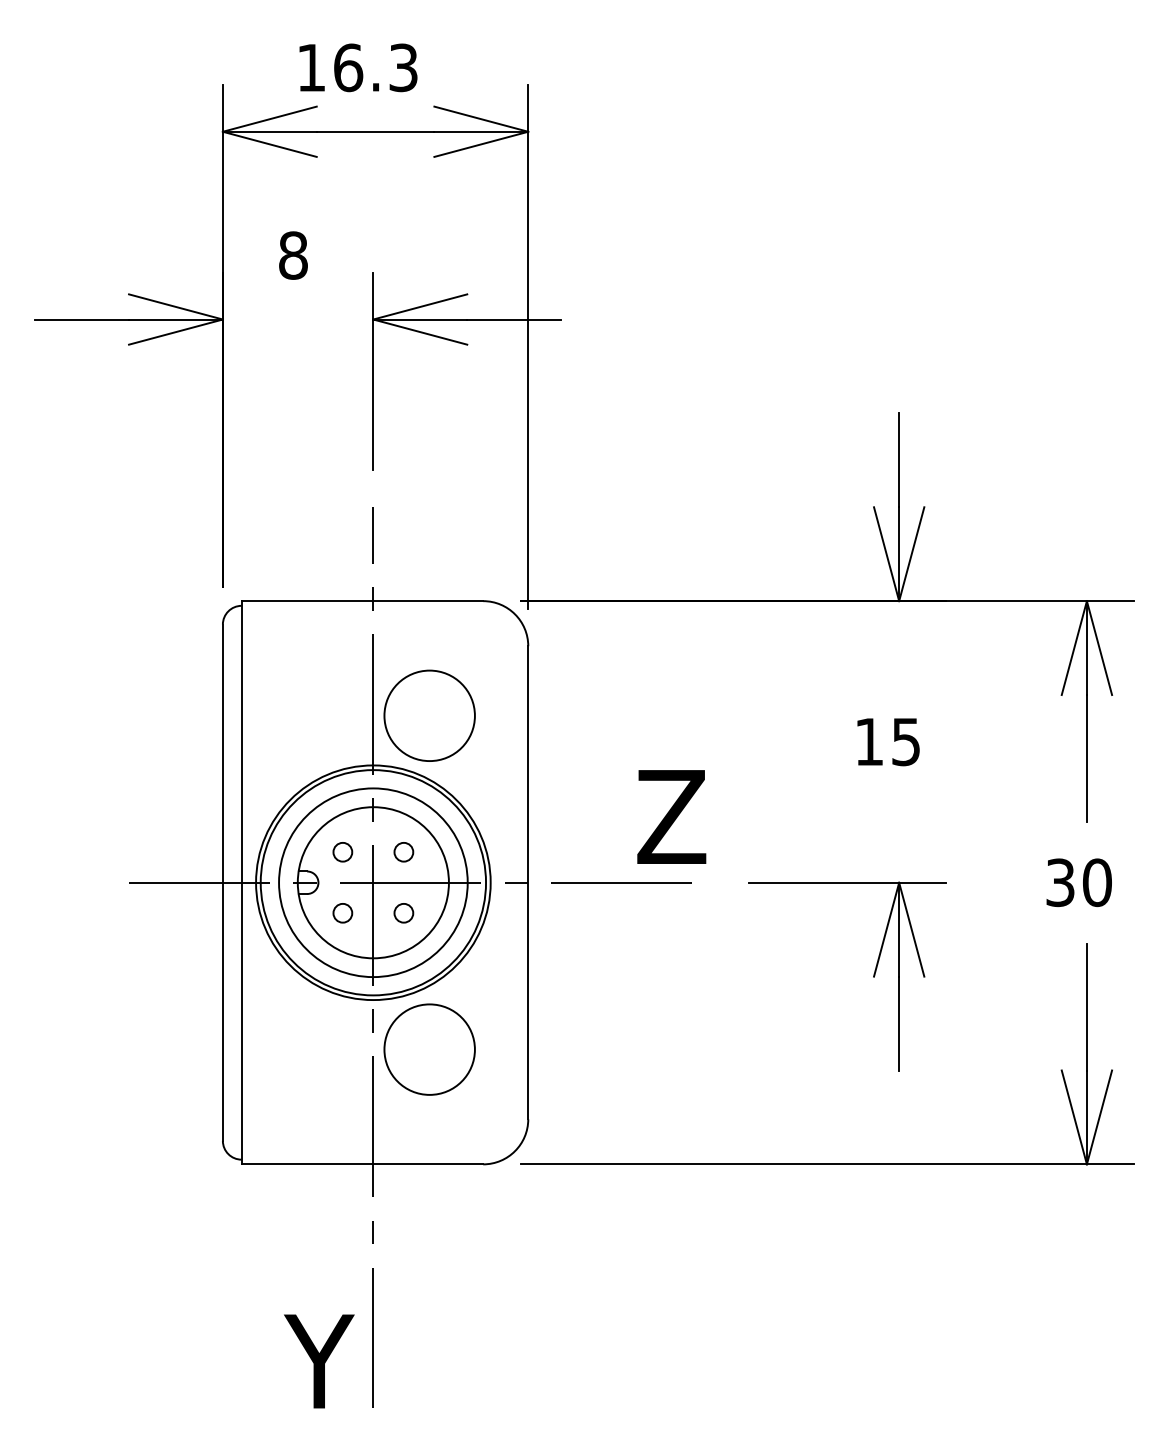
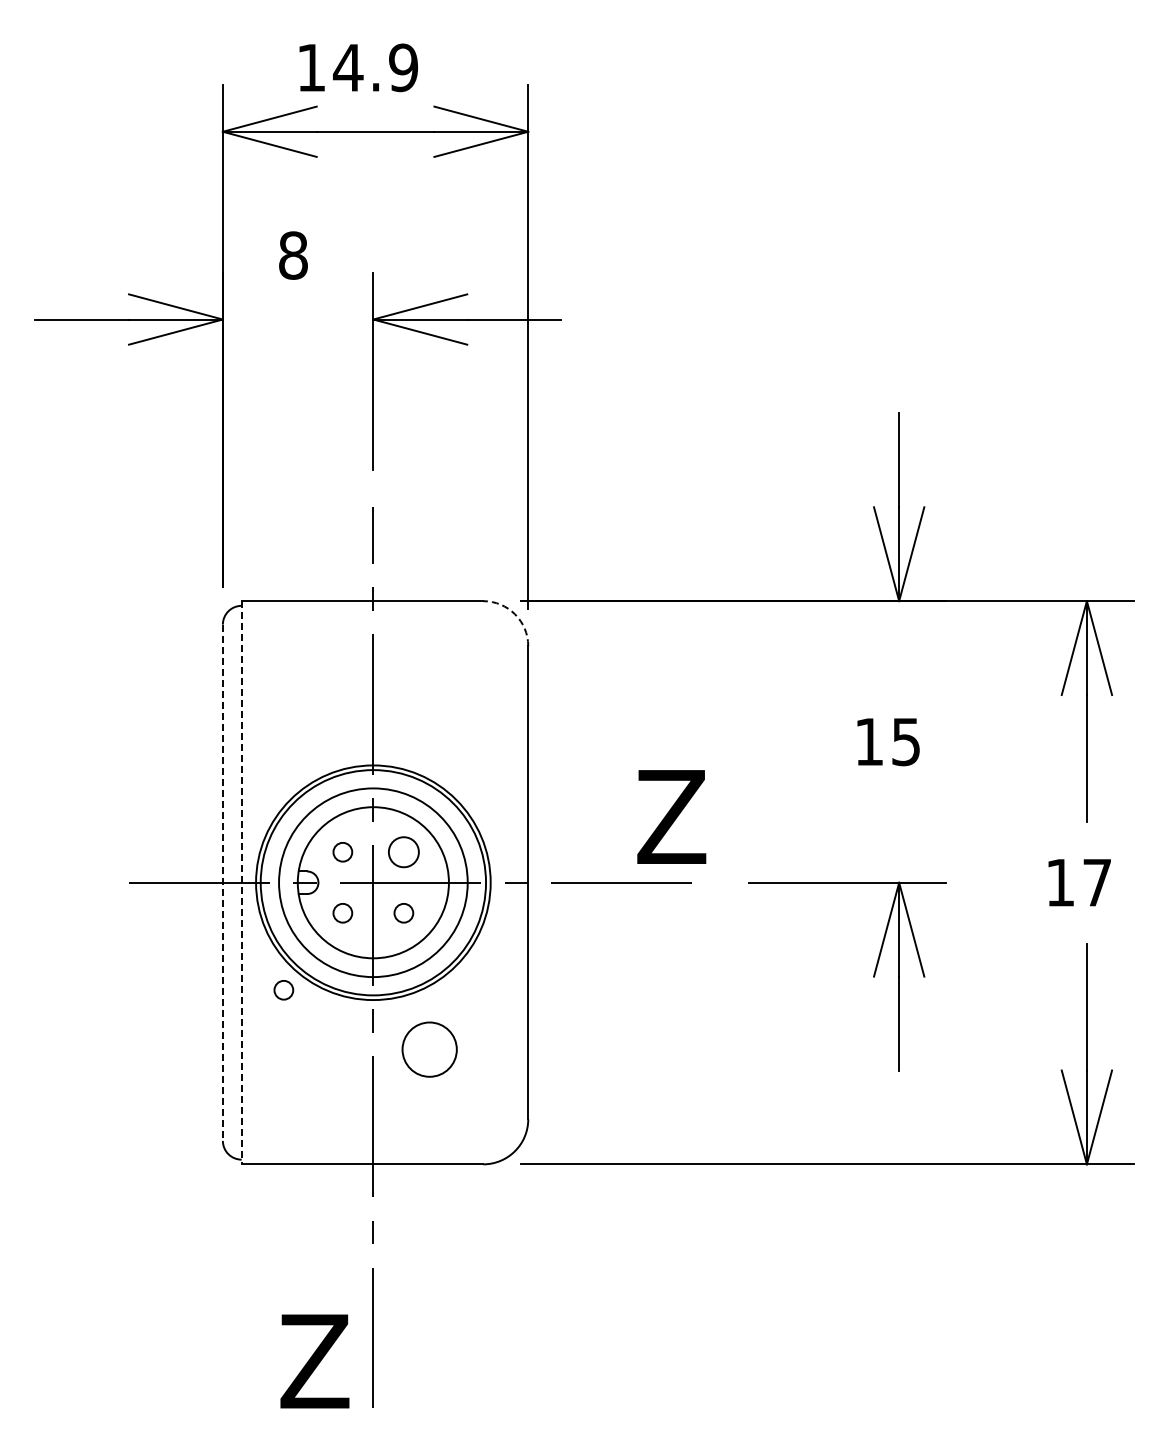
text: 16.3 -> 14.9 (375, 67)
arc: solid -> dashed (515, 614)
circle: present -> none (429, 715)
circle diameter: 19 px -> 30 px (403, 852)
line: solid -> dashed (241, 882)
text: 30 -> 17 (1078, 882)
line: solid -> dashed (222, 883)
circle: none -> present (283, 990)
circle diameter: 90 px -> 54 px (429, 1049)
text: Y -> Z (317, 1361)
